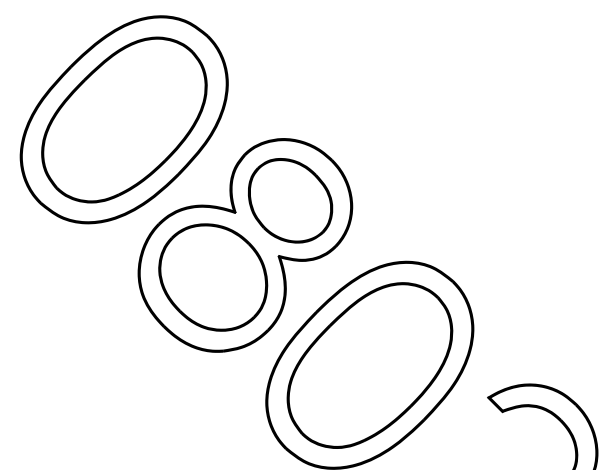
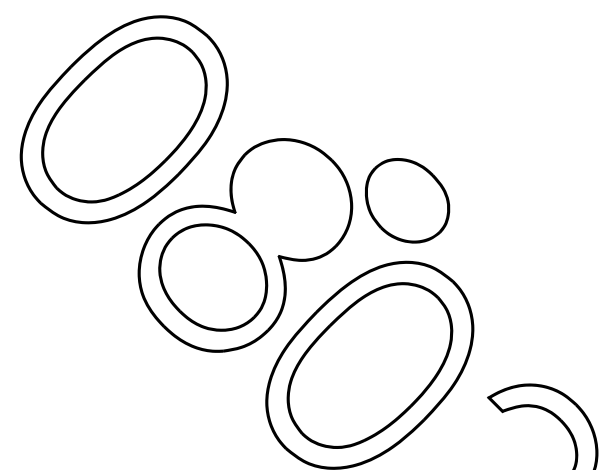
part position: (290, 200) -> (407, 200) (407, 200)
